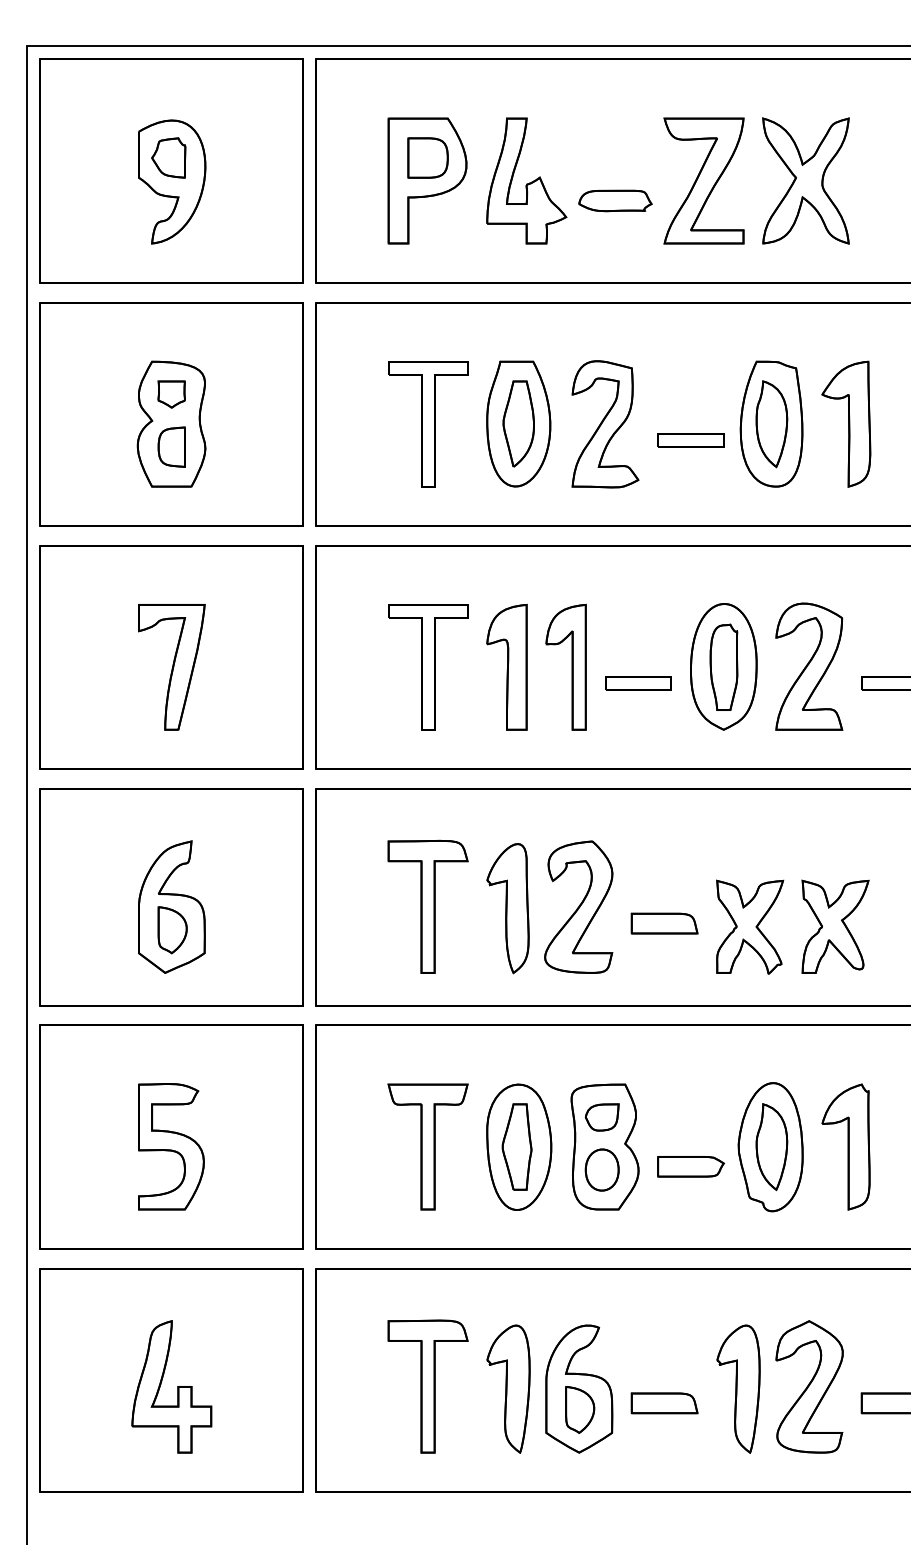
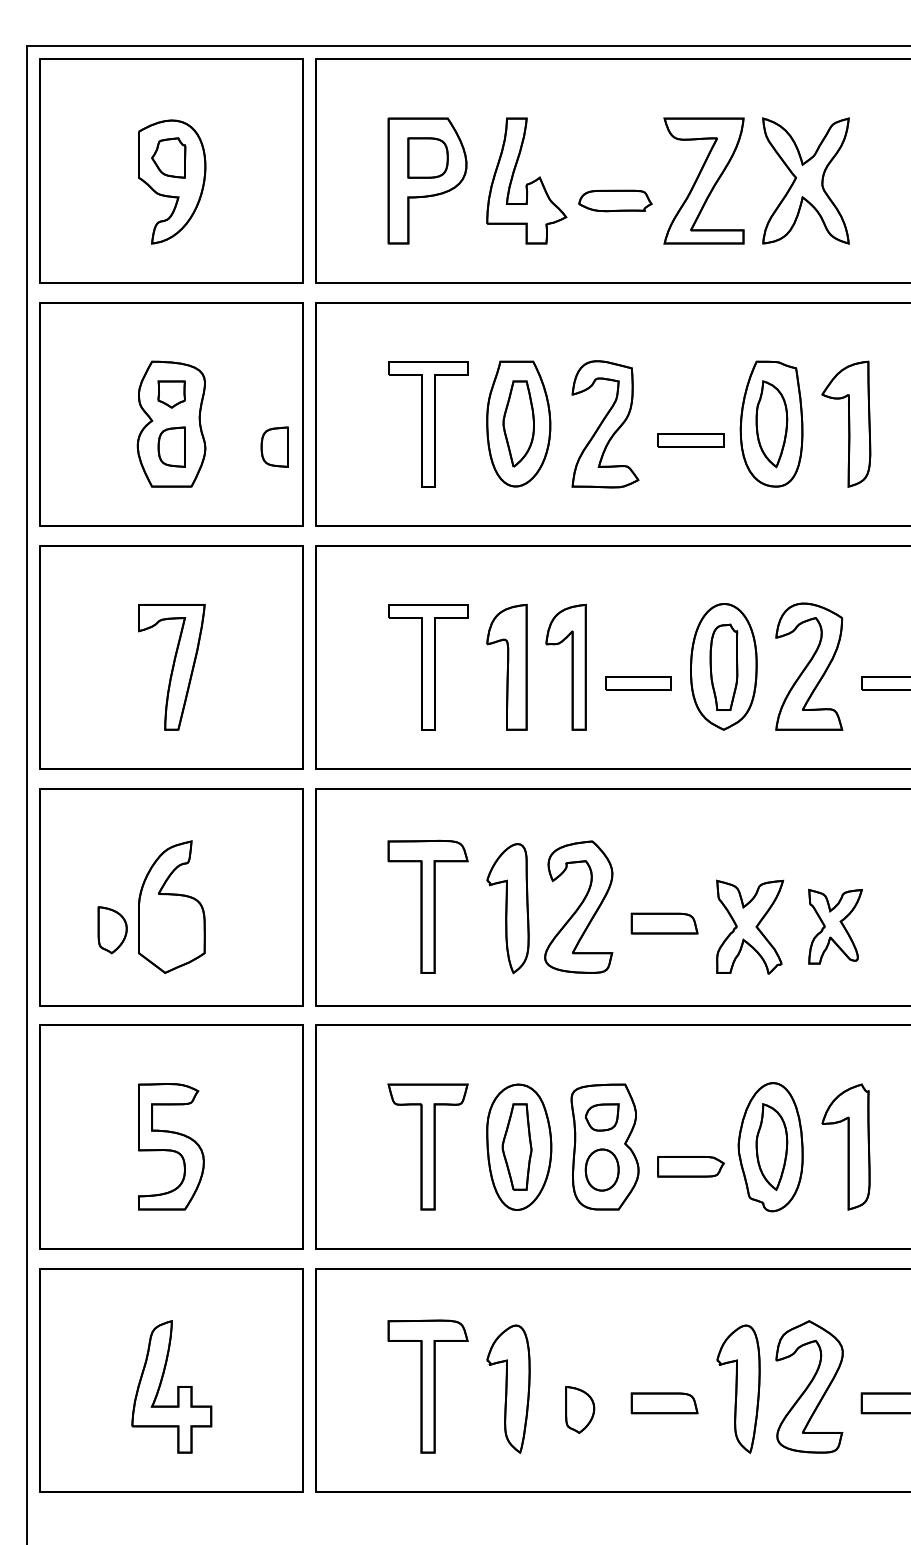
part: none -> present (274, 446)
part size: 69x95 px -> 55x77 px (835, 926)
part position: (172, 930) -> (112, 930) (112, 930)
part: present -> none (579, 1388)
